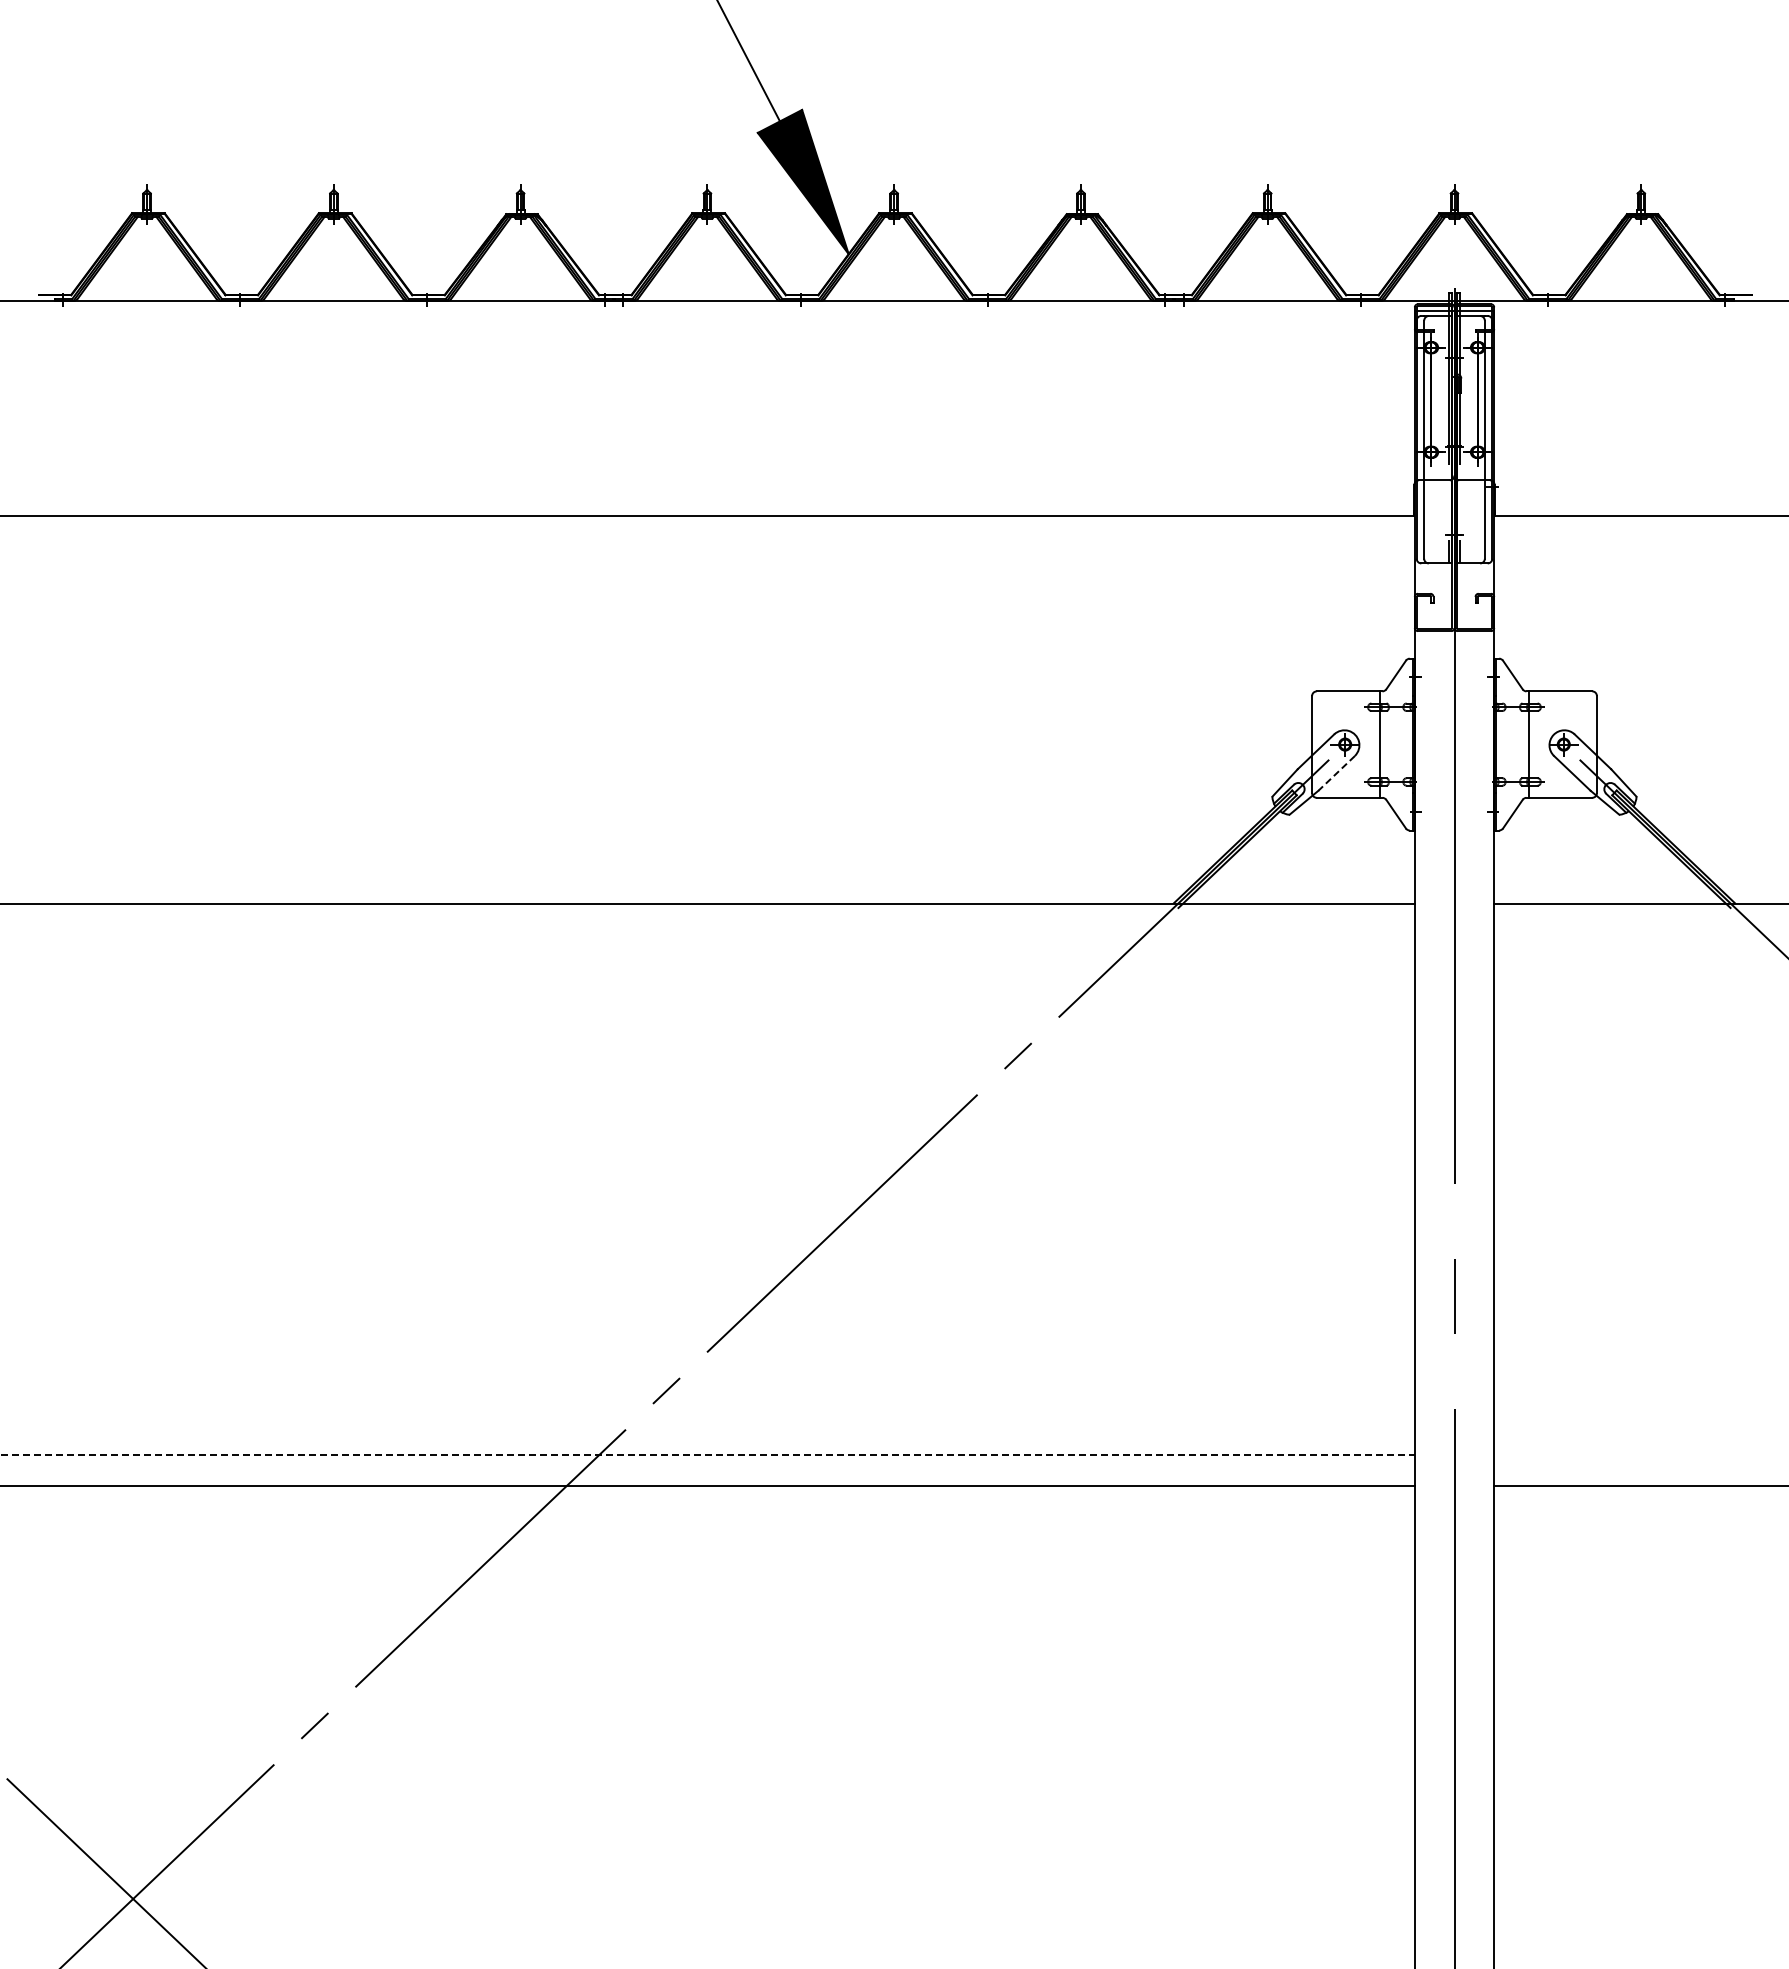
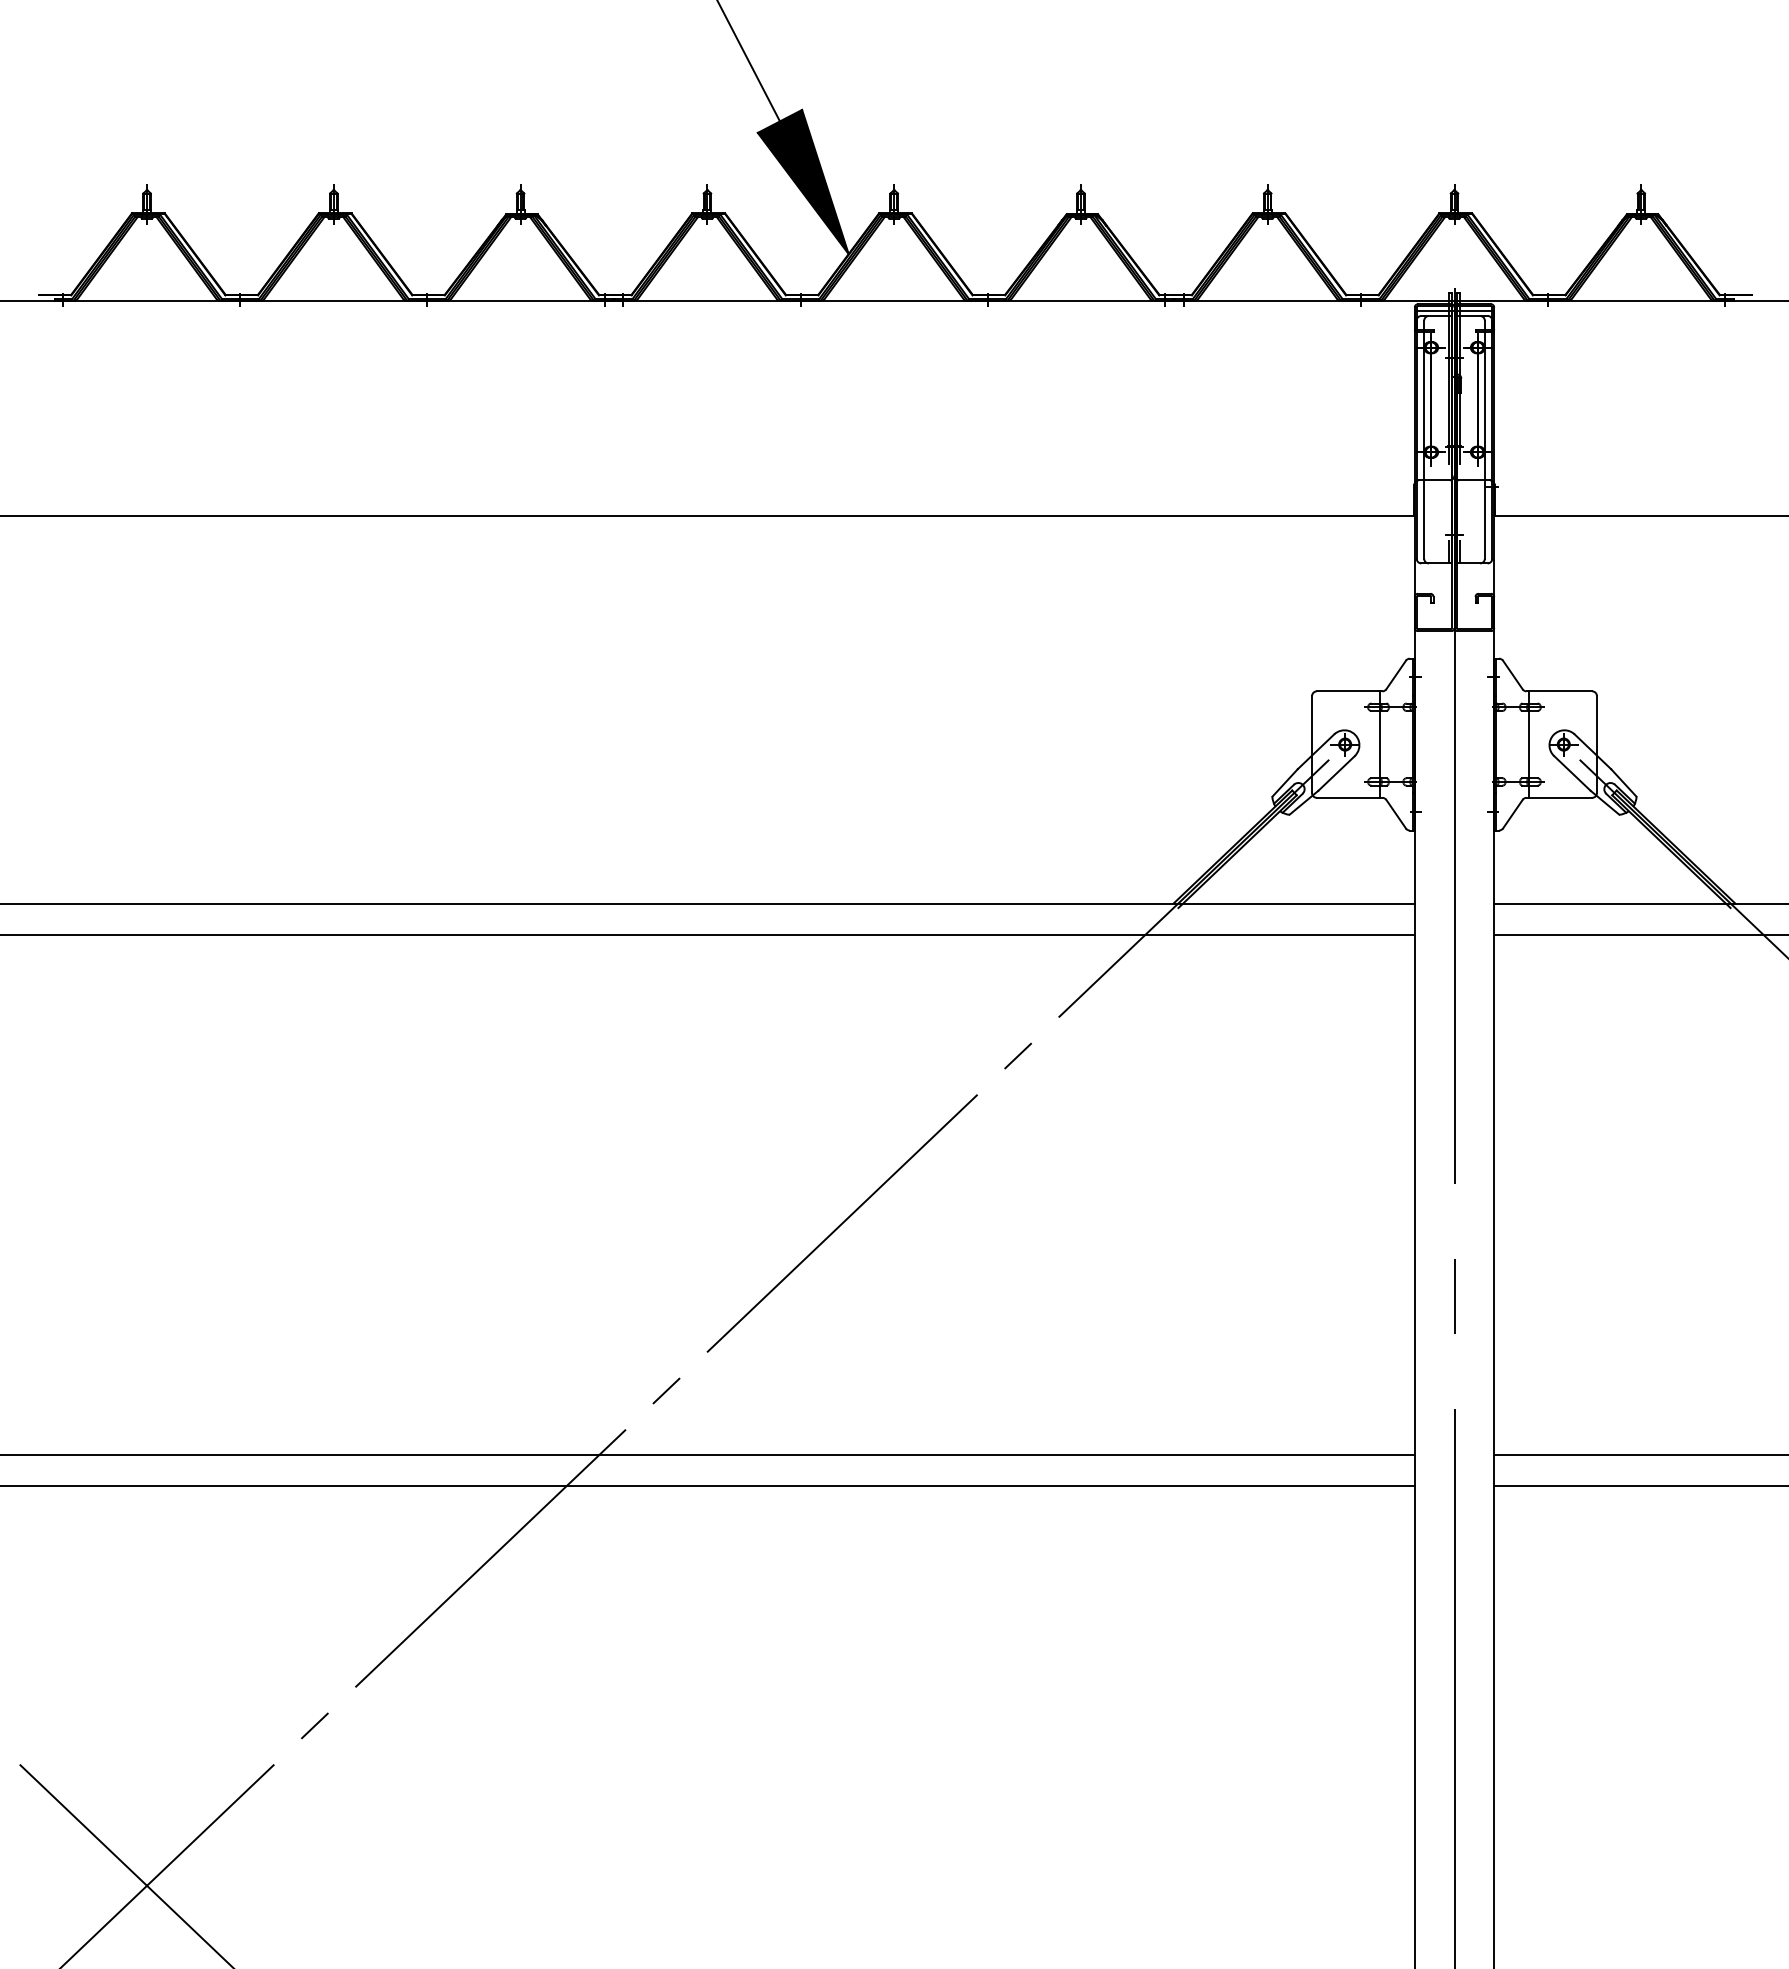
line: dashed -> solid (1336, 773)
line: none -> present (708, 935)
line: none -> present (1639, 935)
line: dashed -> solid (707, 1455)
line: none -> present (1639, 1455)
line position: (102, 1869) -> (116, 1856) (116, 1856)
